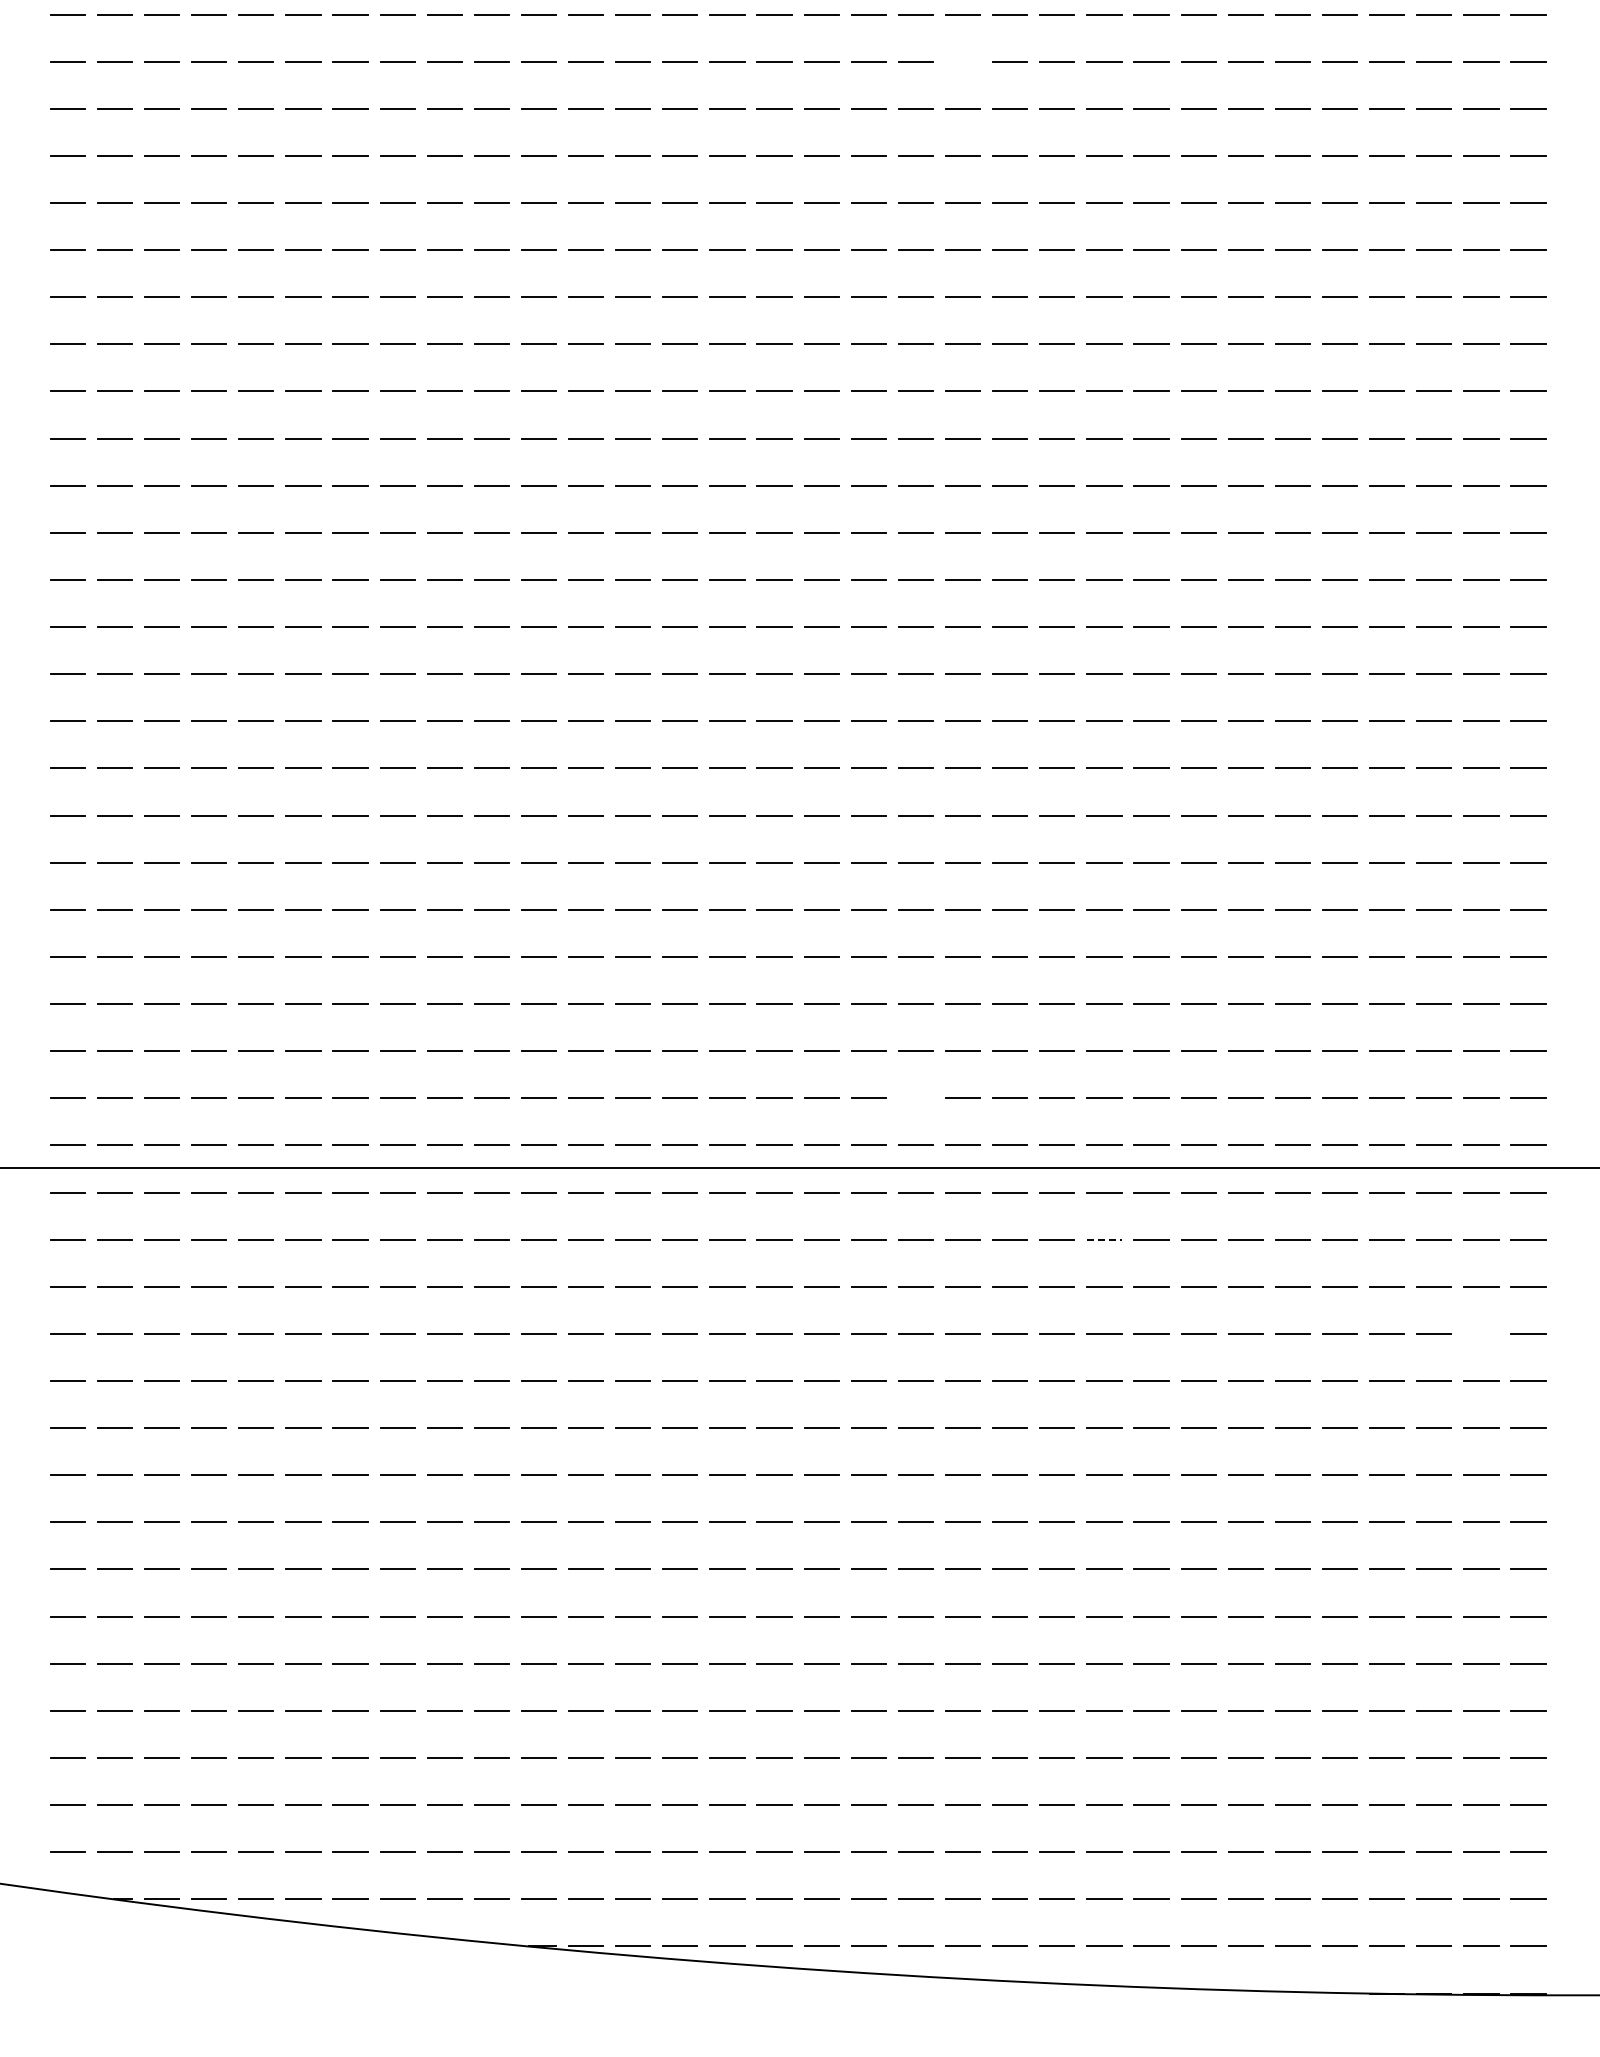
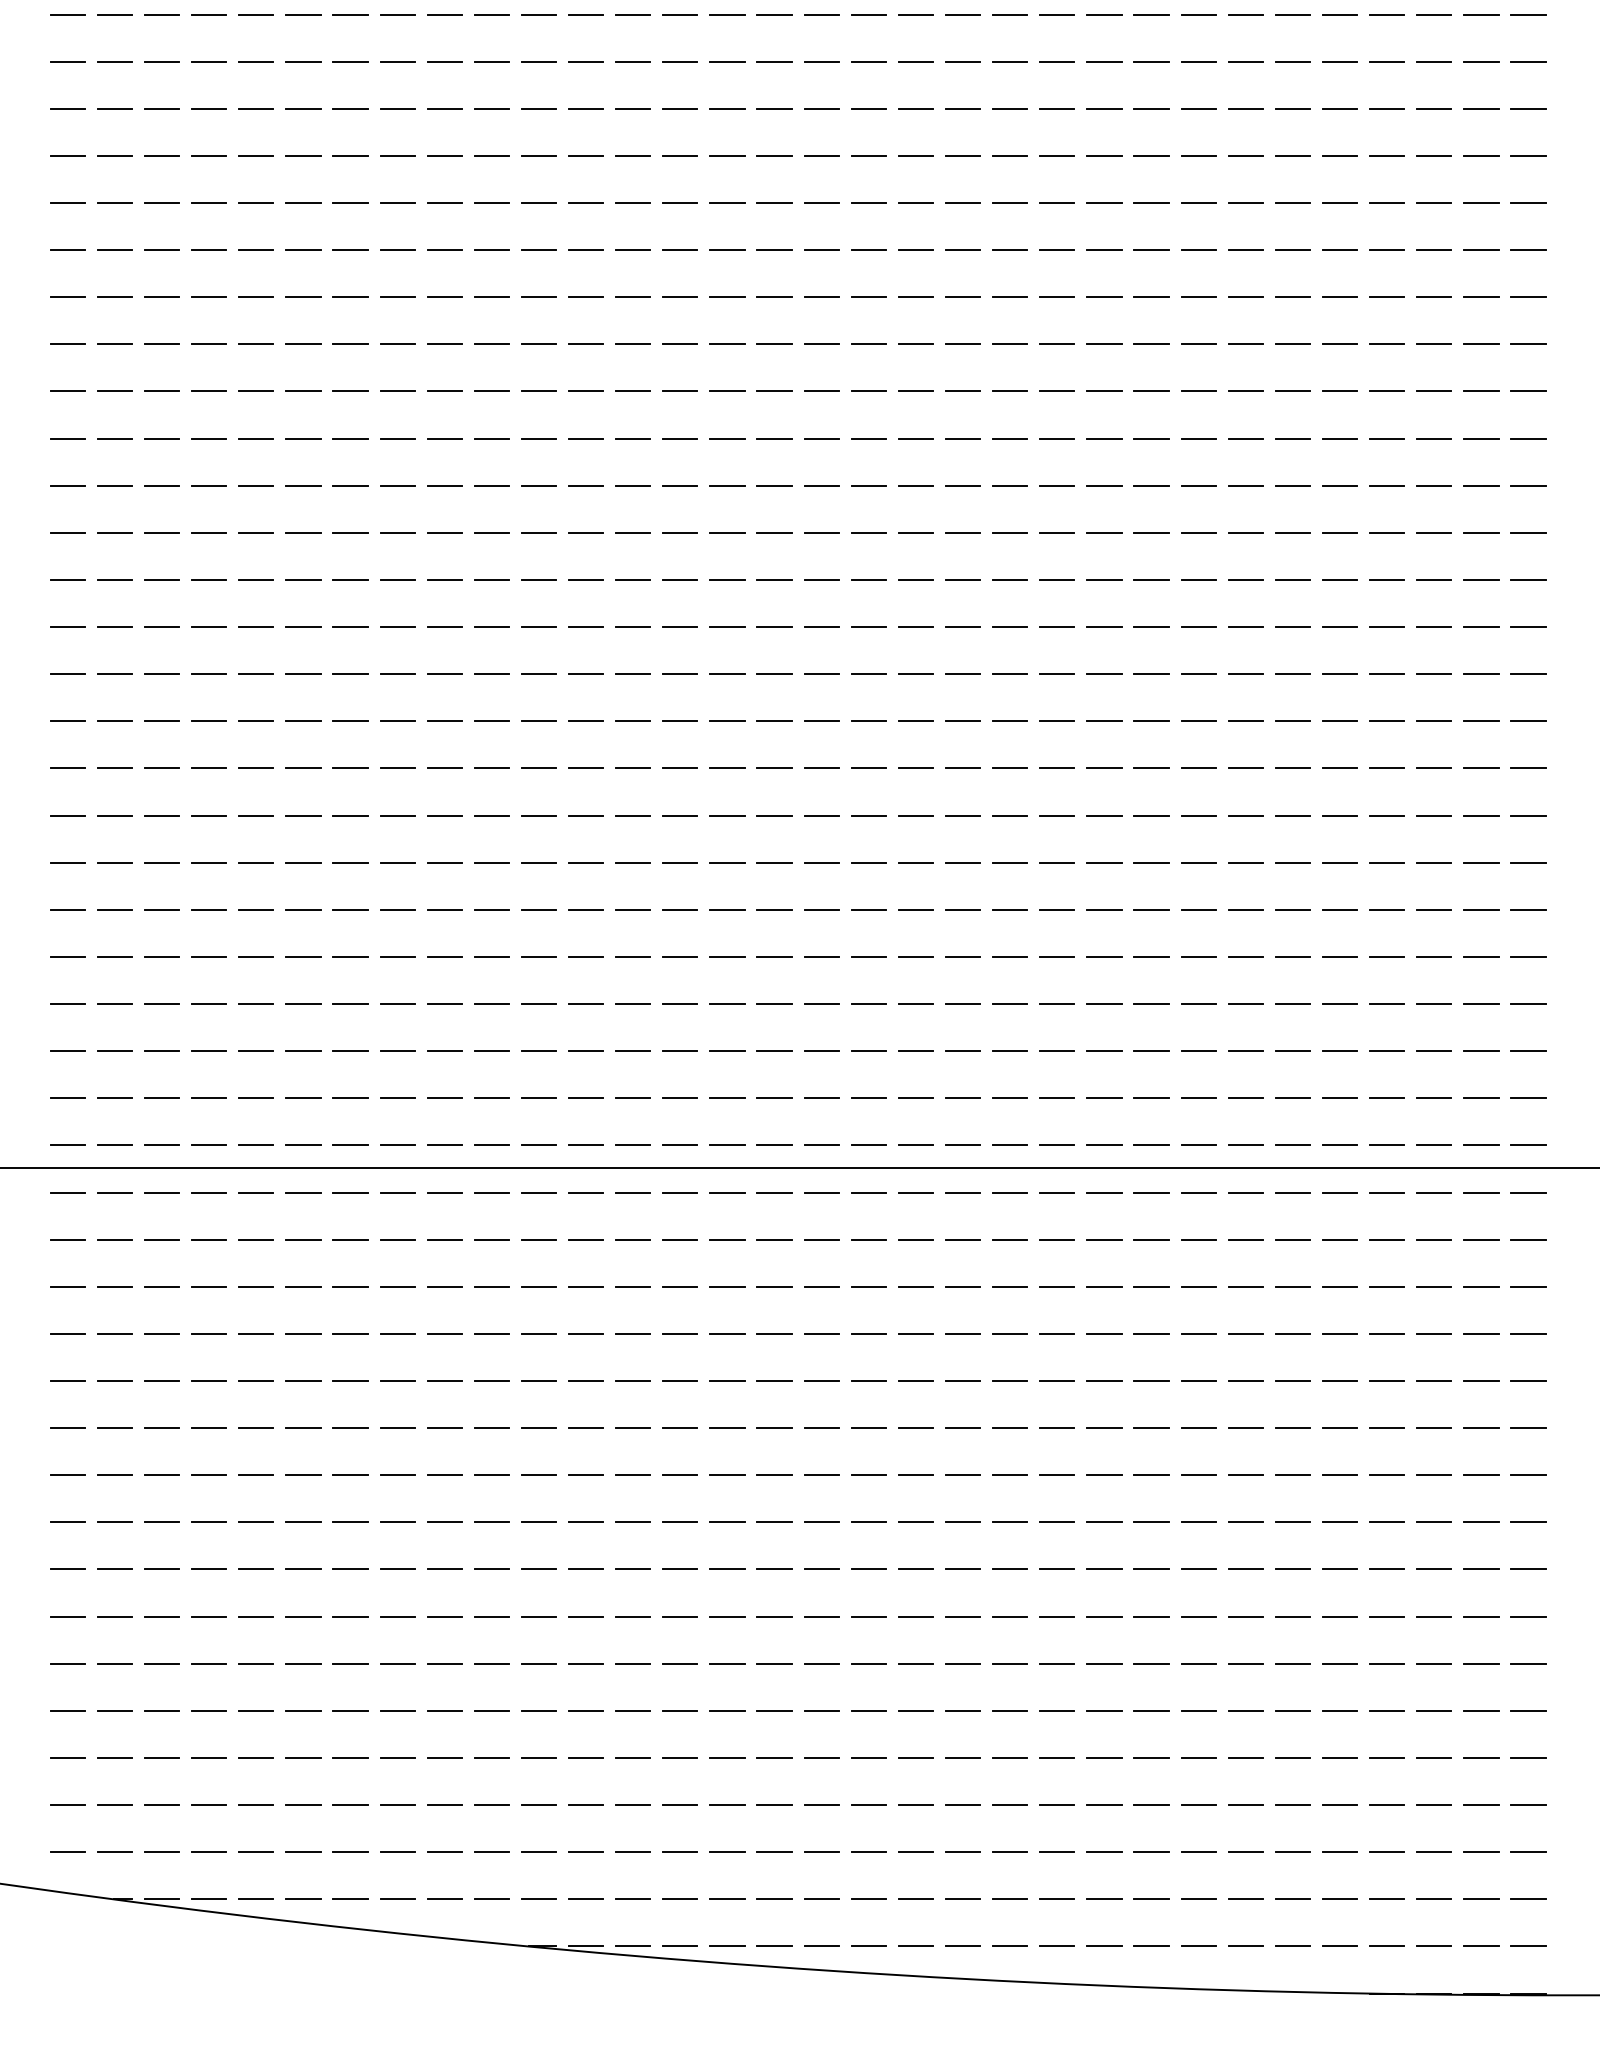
line: none -> present (962, 61)
line: none -> present (915, 1098)
line: dashed -> solid (1104, 1239)
line: none -> present (1481, 1333)
